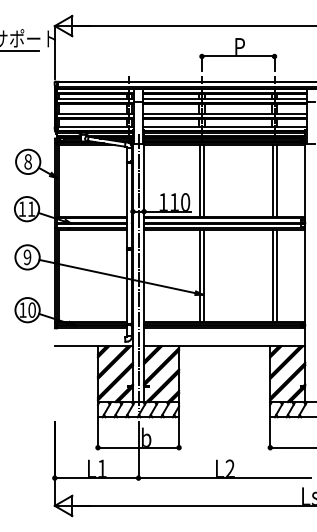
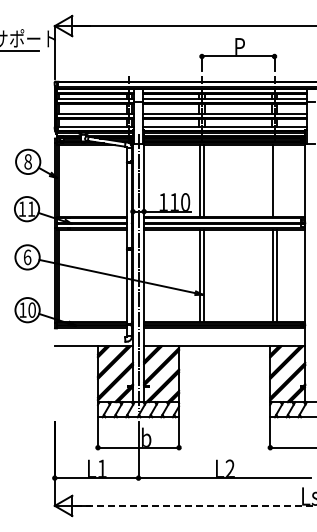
line: present -> none (276, 180)
text: 9 -> 6 (27, 257)
line: solid -> dashed (195, 505)
